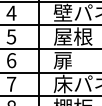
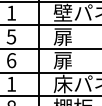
text: 4 -> 1 (11, 12)
text: 屋根 -> 扉 (72, 36)
text: 7 -> 1 (11, 84)
